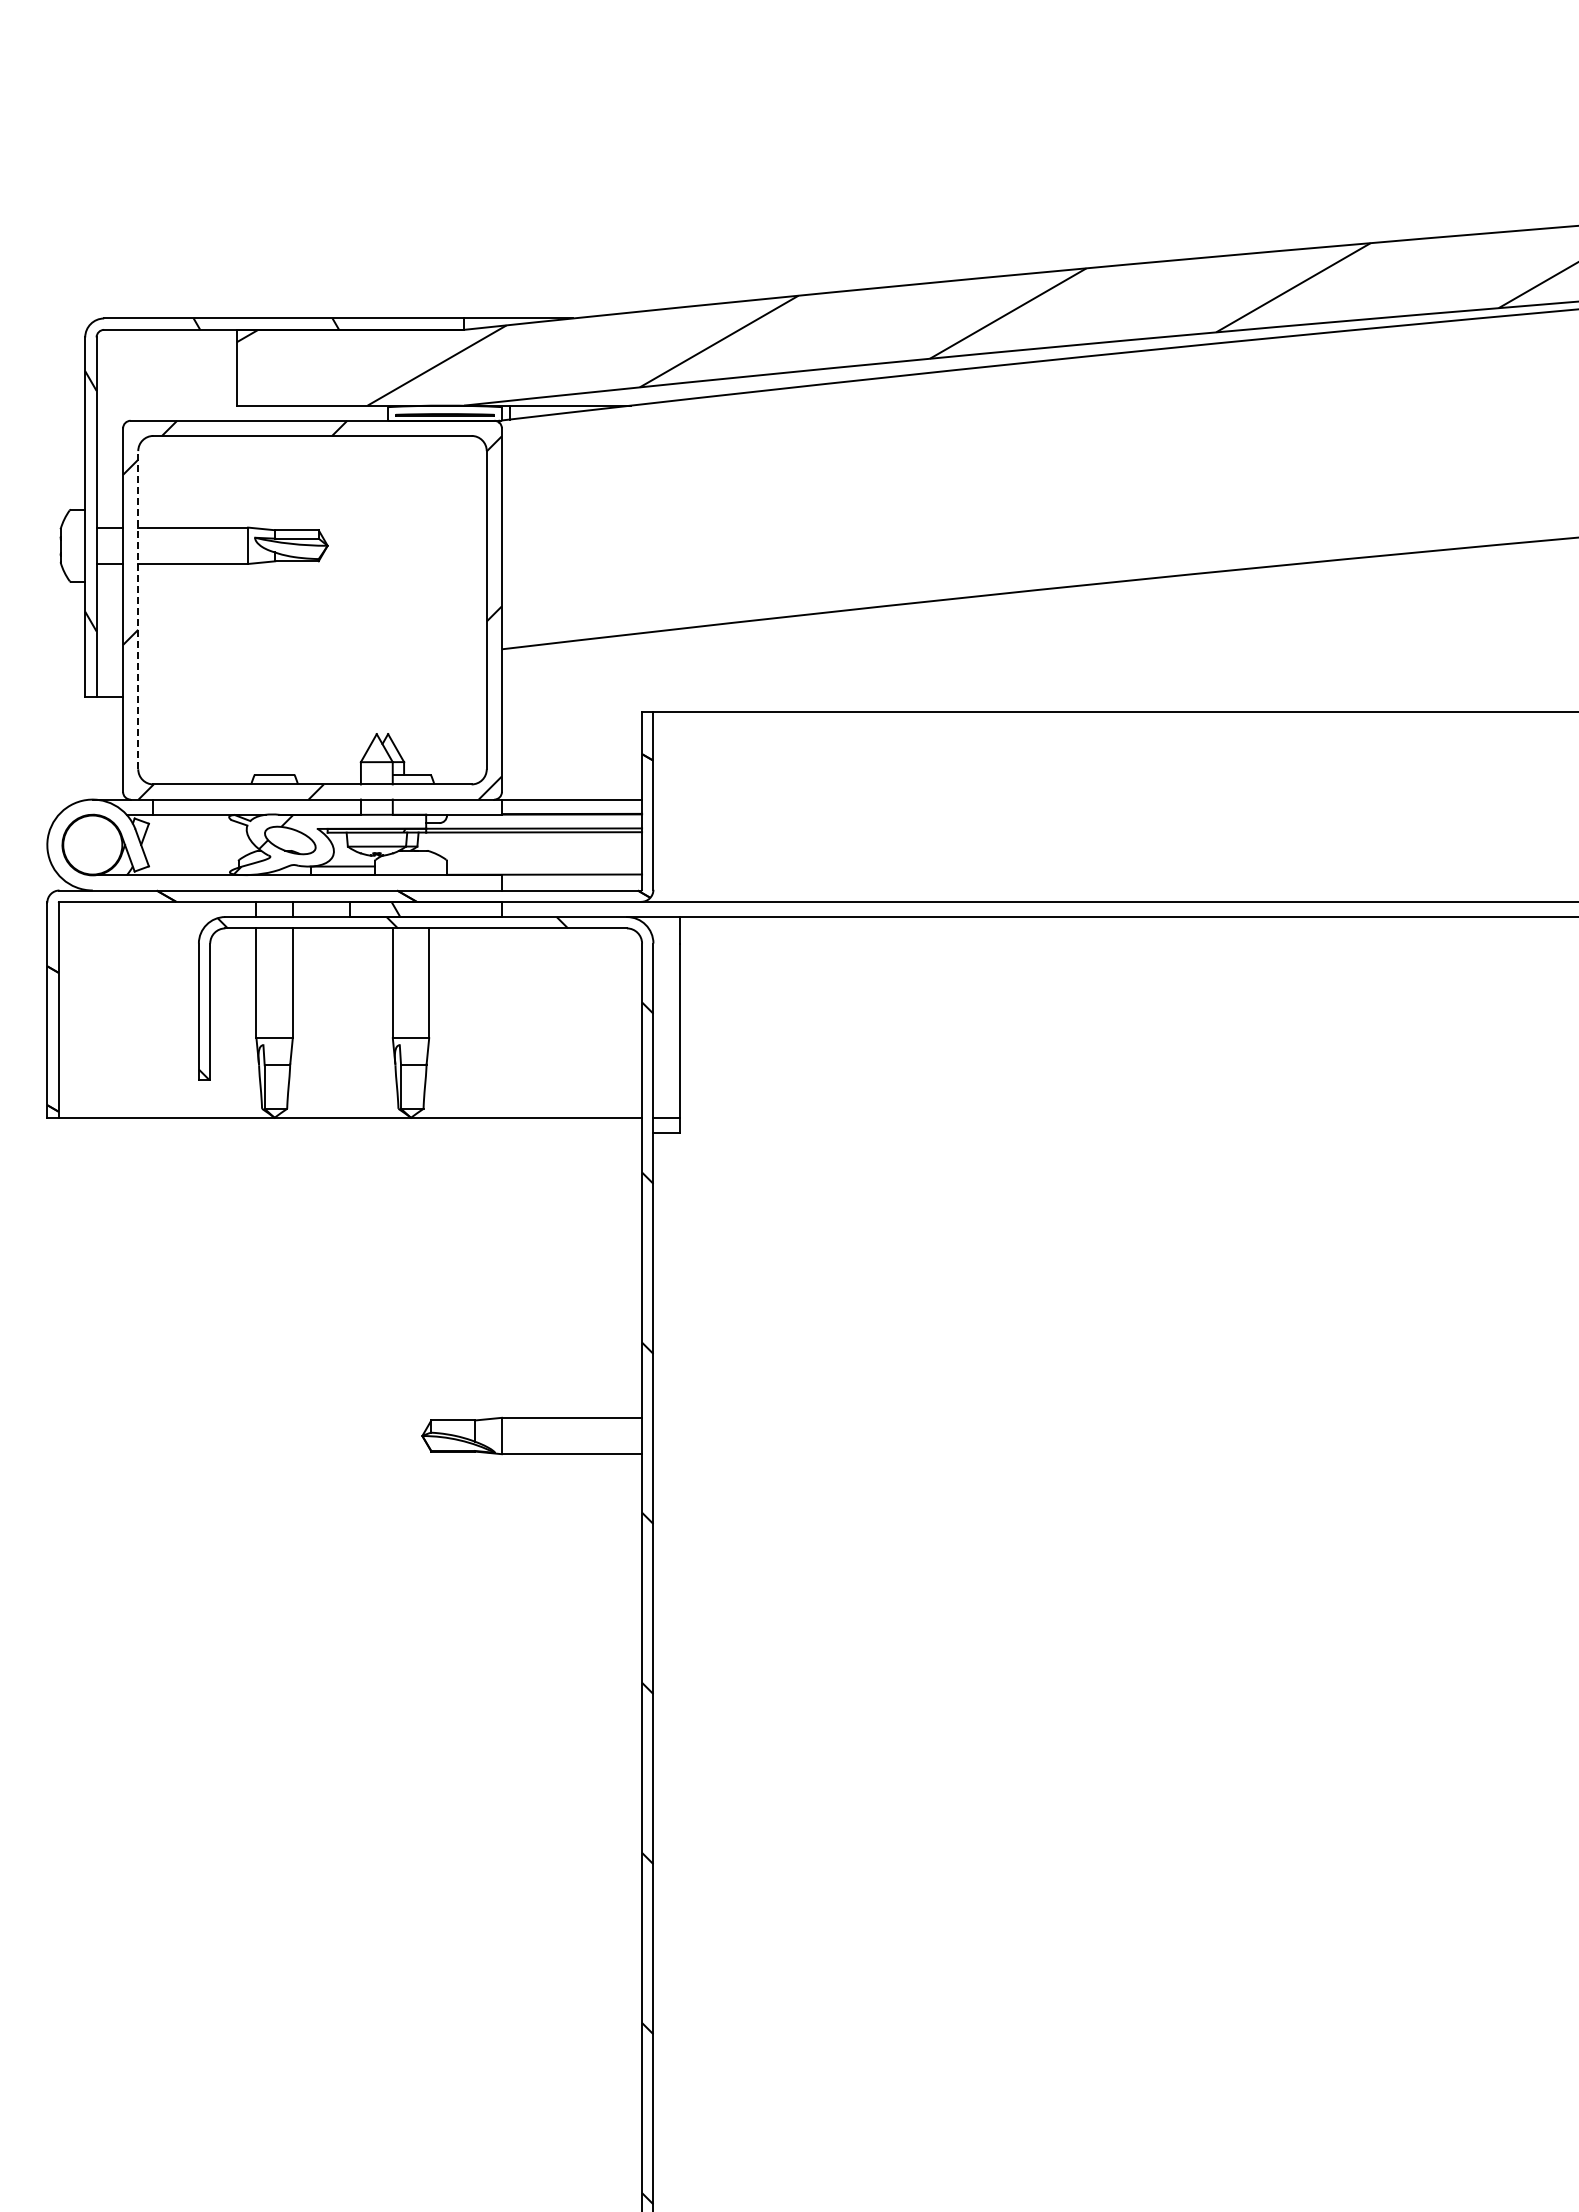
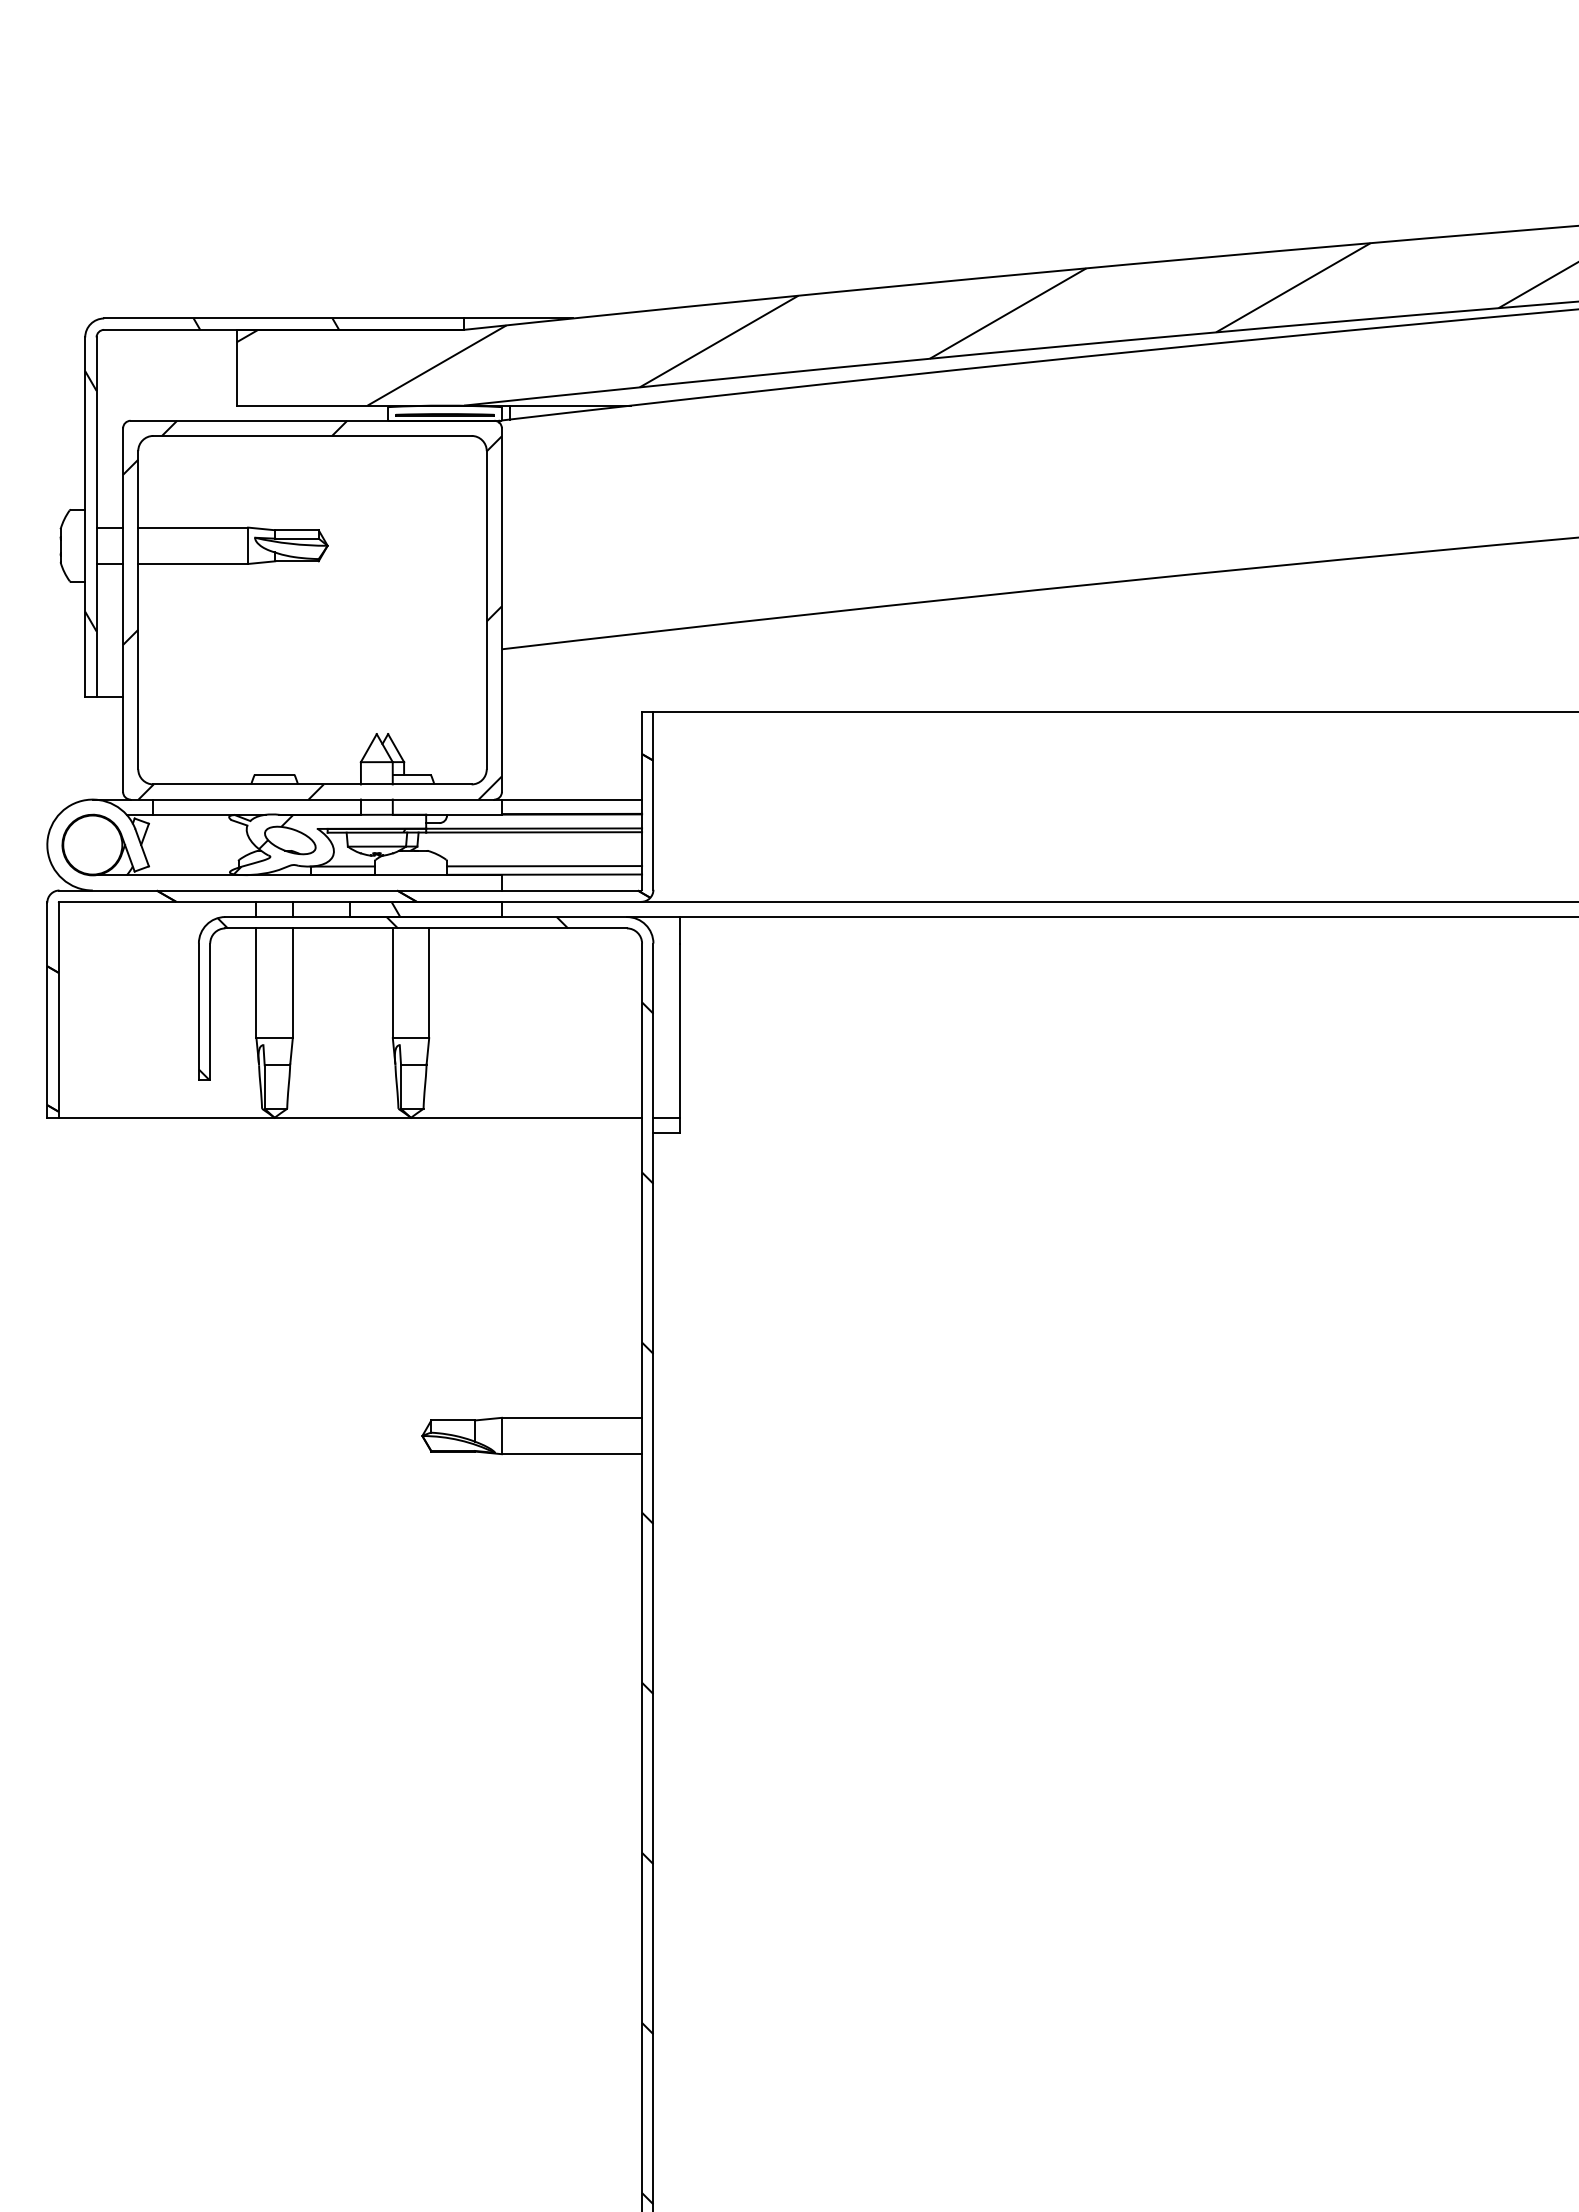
line: dashed -> solid (138, 609)
line: none -> present (544, 866)
